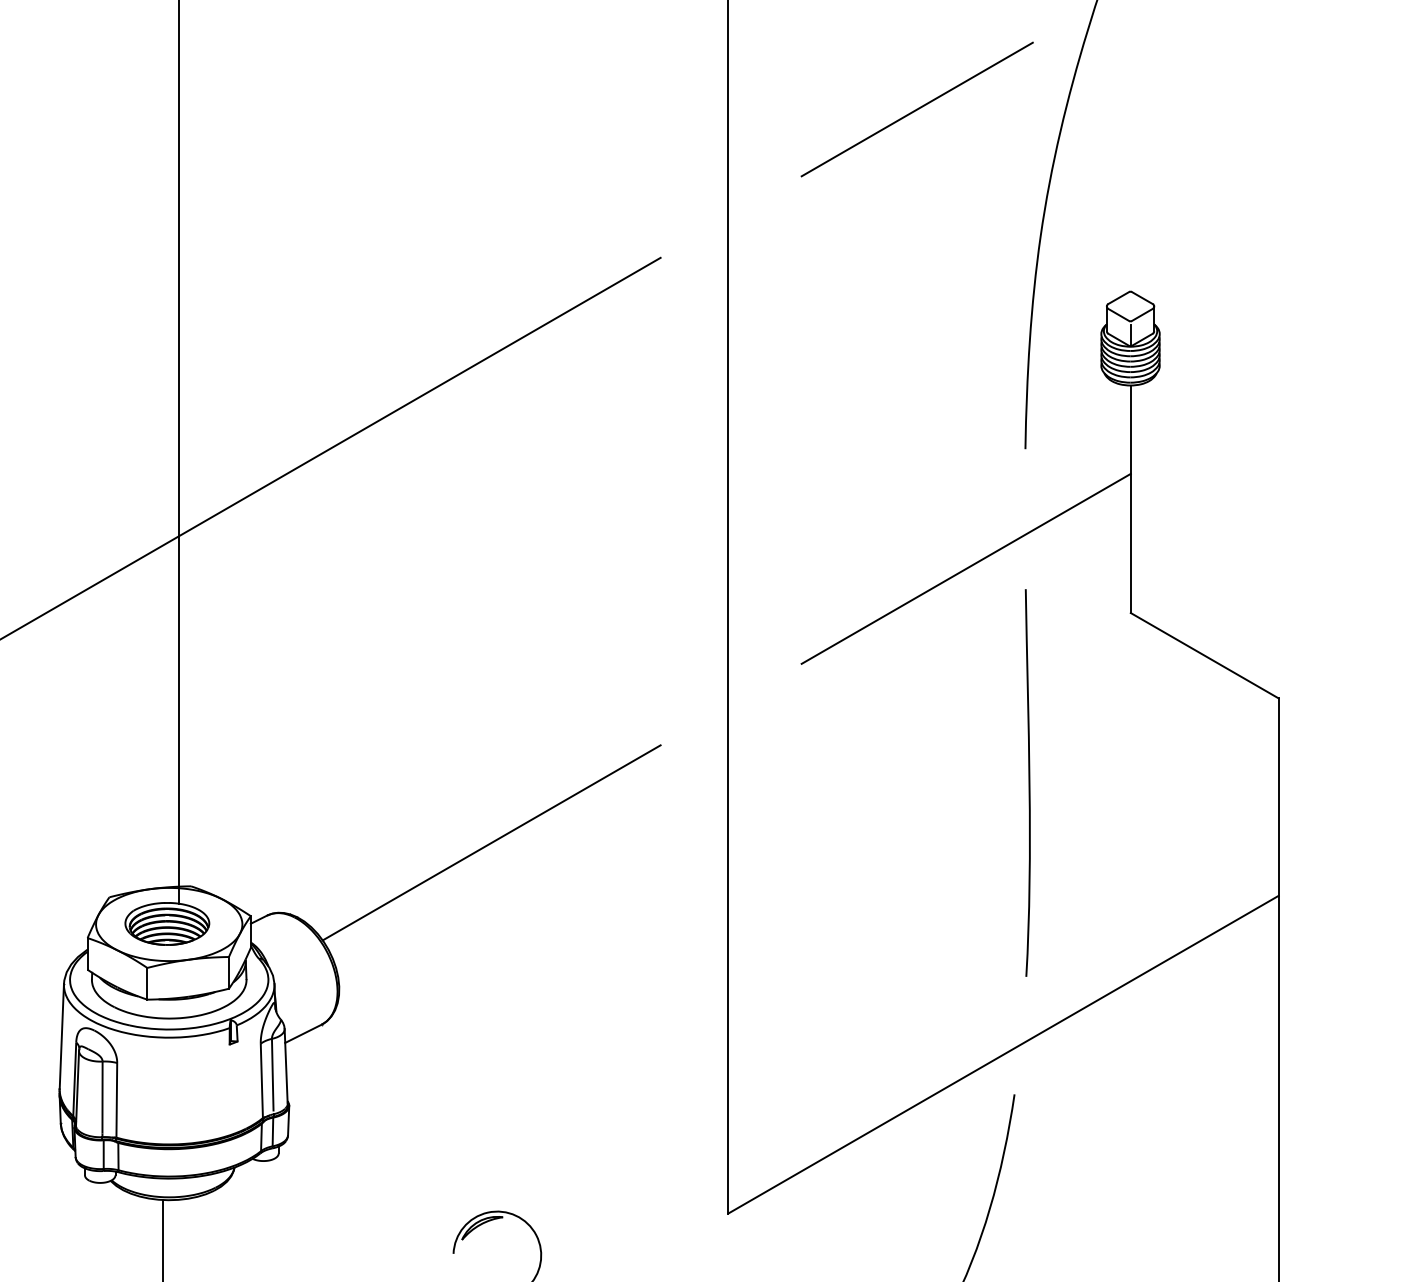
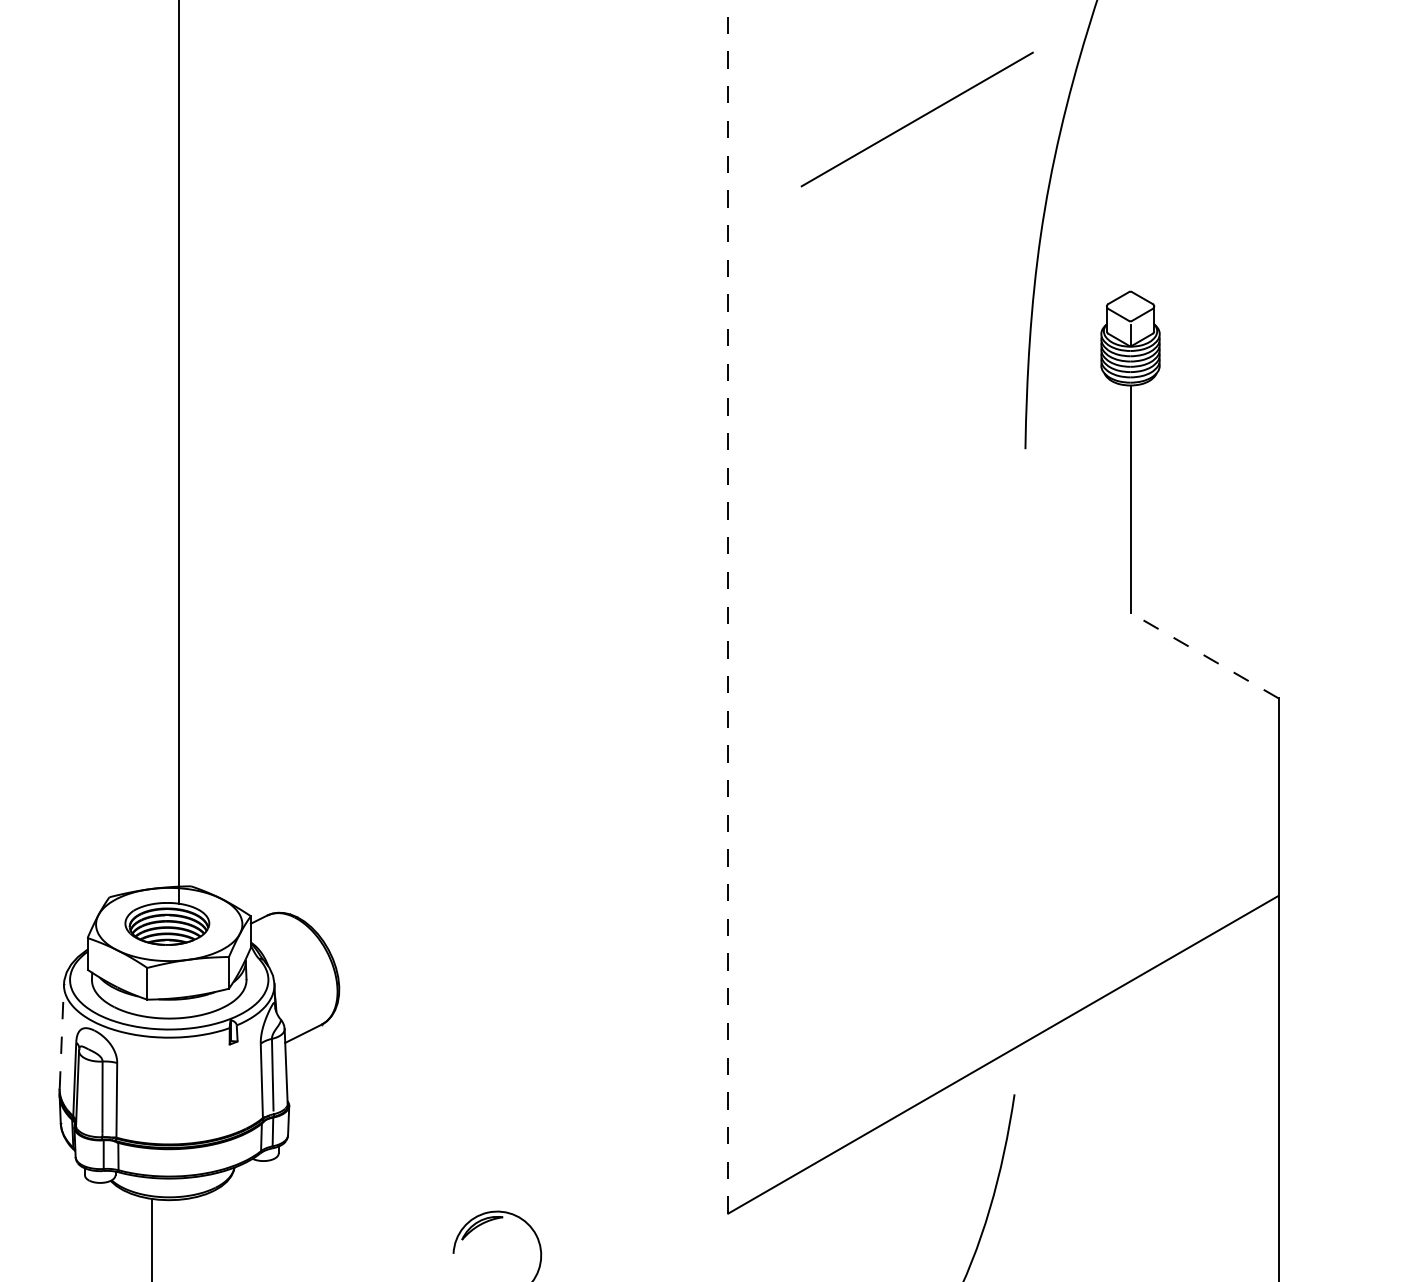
line position: (916, 109) -> (916, 119) (916, 119)
line: present -> none (331, 447)
line: present -> none (965, 568)
line: solid -> dashed (728, 607)
line: solid -> dashed (1204, 655)
curve: present -> none (1028, 782)
line: present -> none (491, 842)
line: solid -> dashed (61, 1035)
line position: (163, 1238) -> (152, 1238) (152, 1238)
